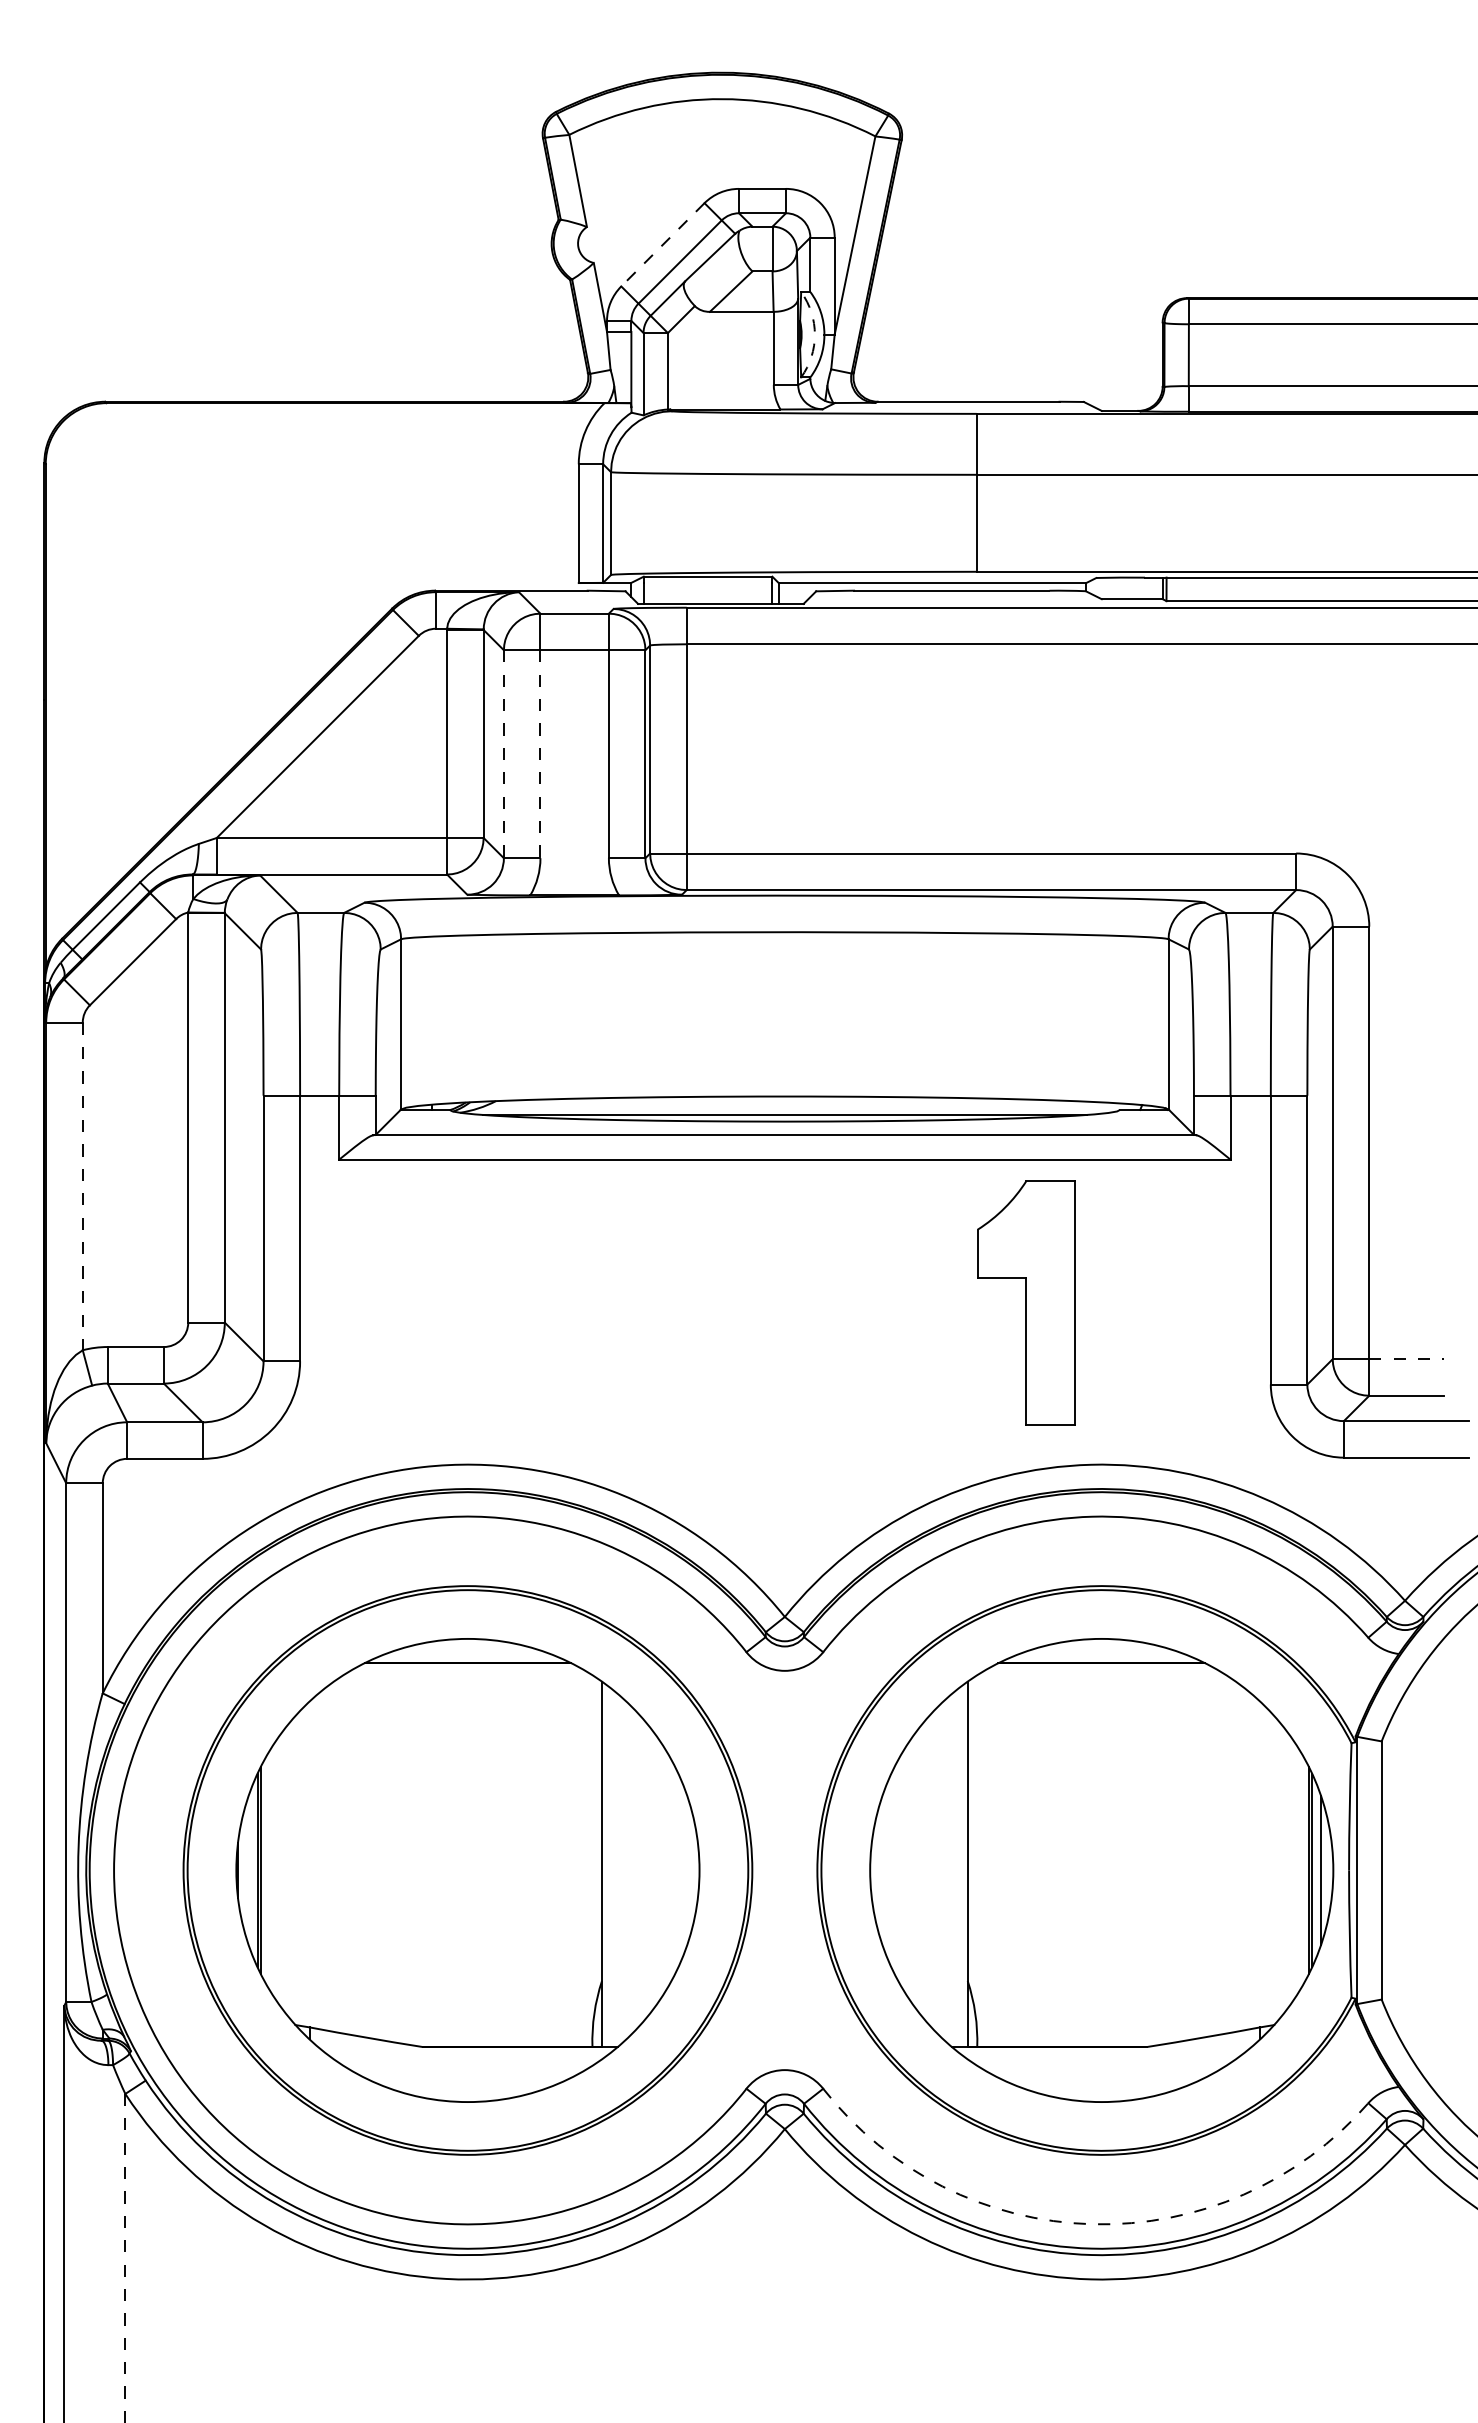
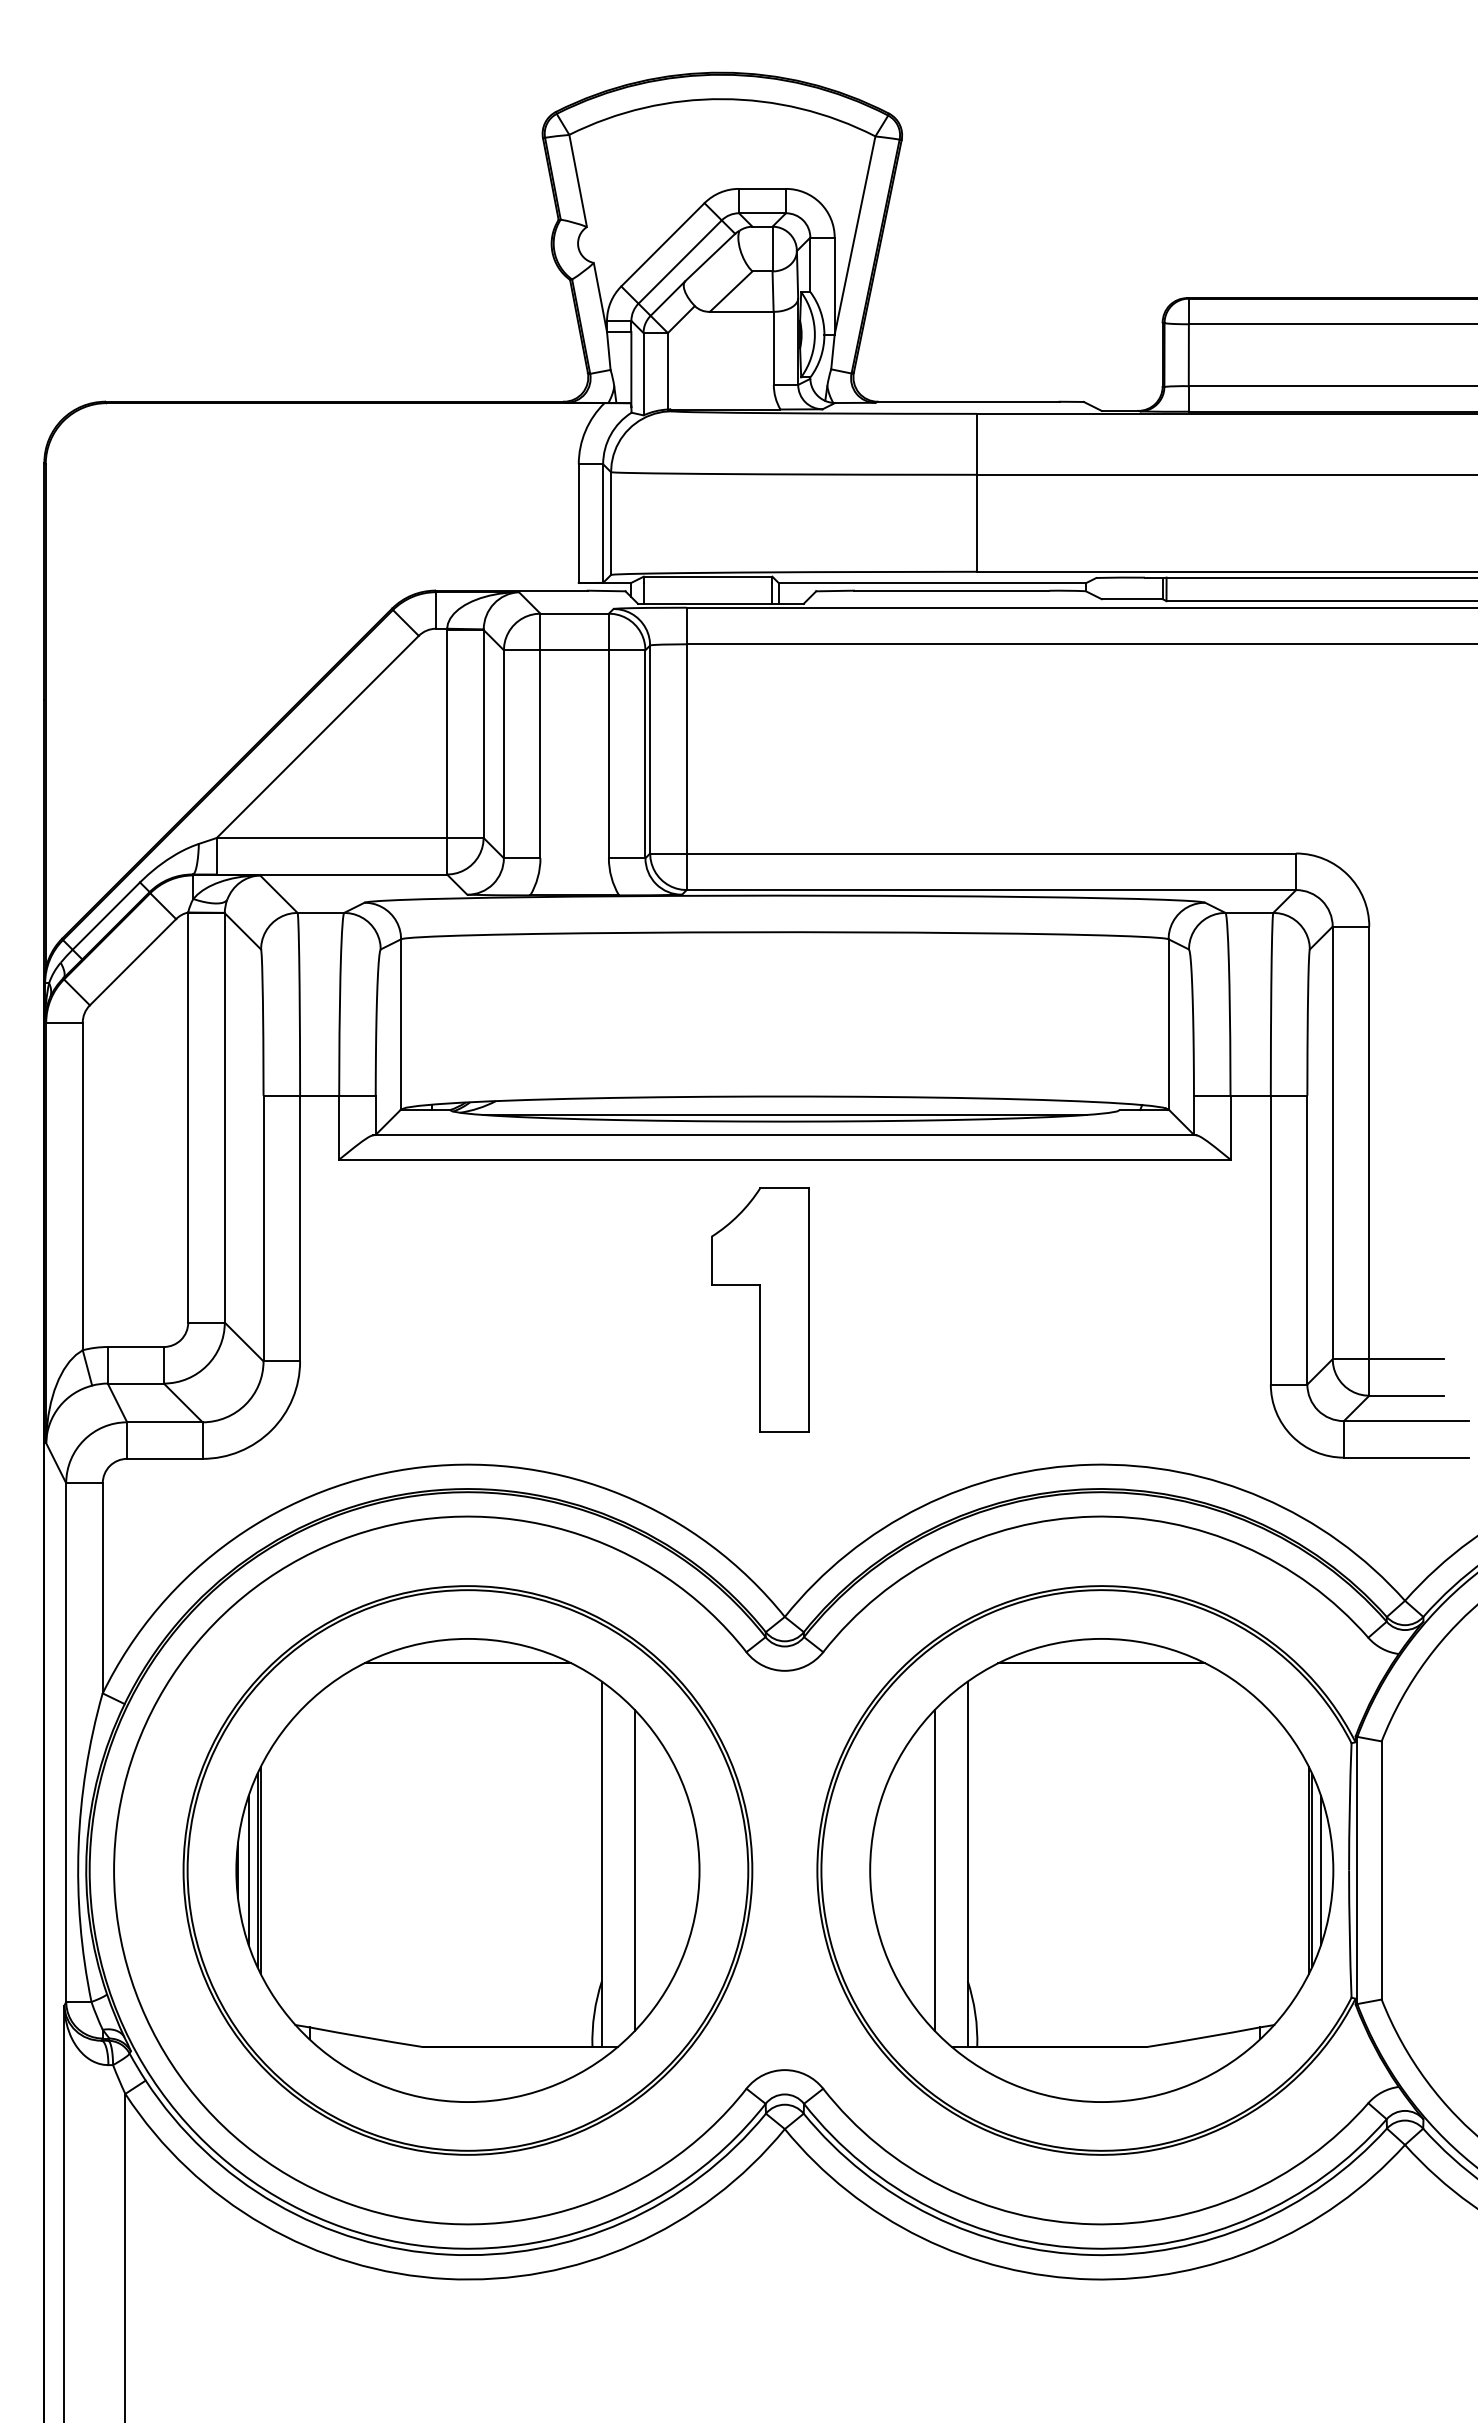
line: dashed -> solid (662, 244)
arc: dashed -> solid (814, 334)
line: dashed -> solid (503, 754)
line: dashed -> solid (540, 754)
line: dashed -> solid (82, 1186)
part position: (1026, 1302) -> (760, 1309) (760, 1309)
line: dashed -> solid (1406, 1359)
line: none -> present (248, 1870)
line: none -> present (635, 1870)
line: none -> present (934, 1870)
arc: dashed -> solid (1092, 2224)
line: dashed -> solid (125, 2258)
